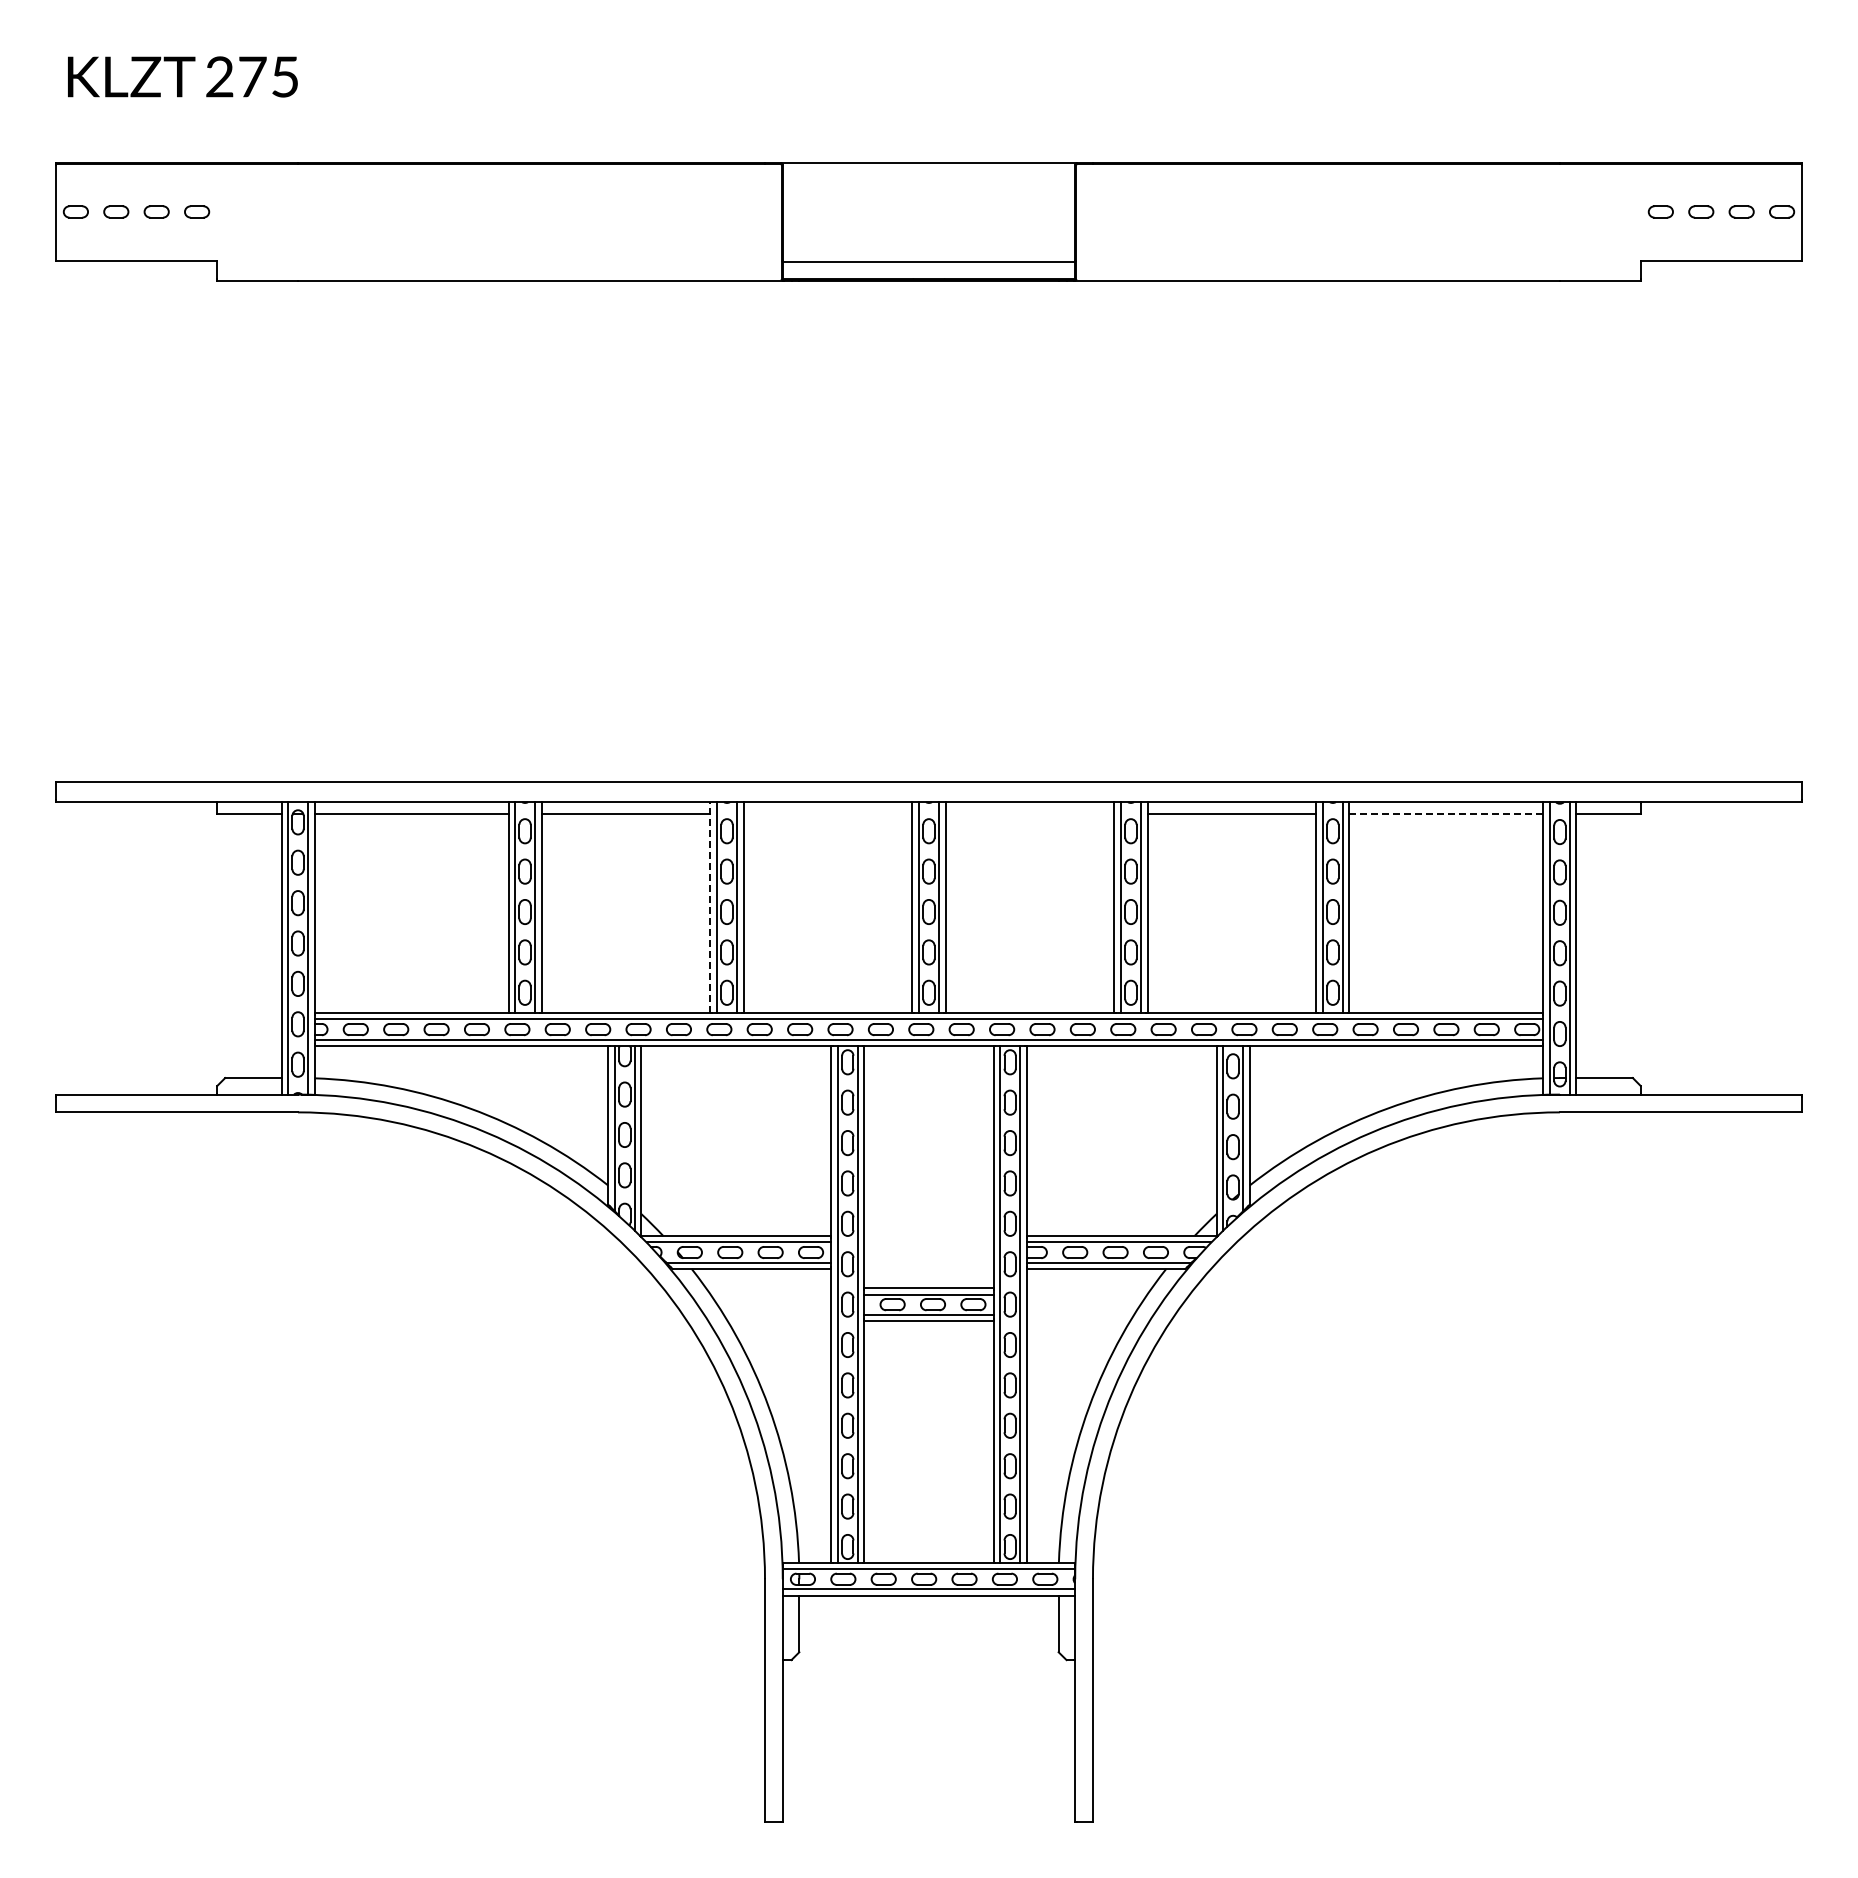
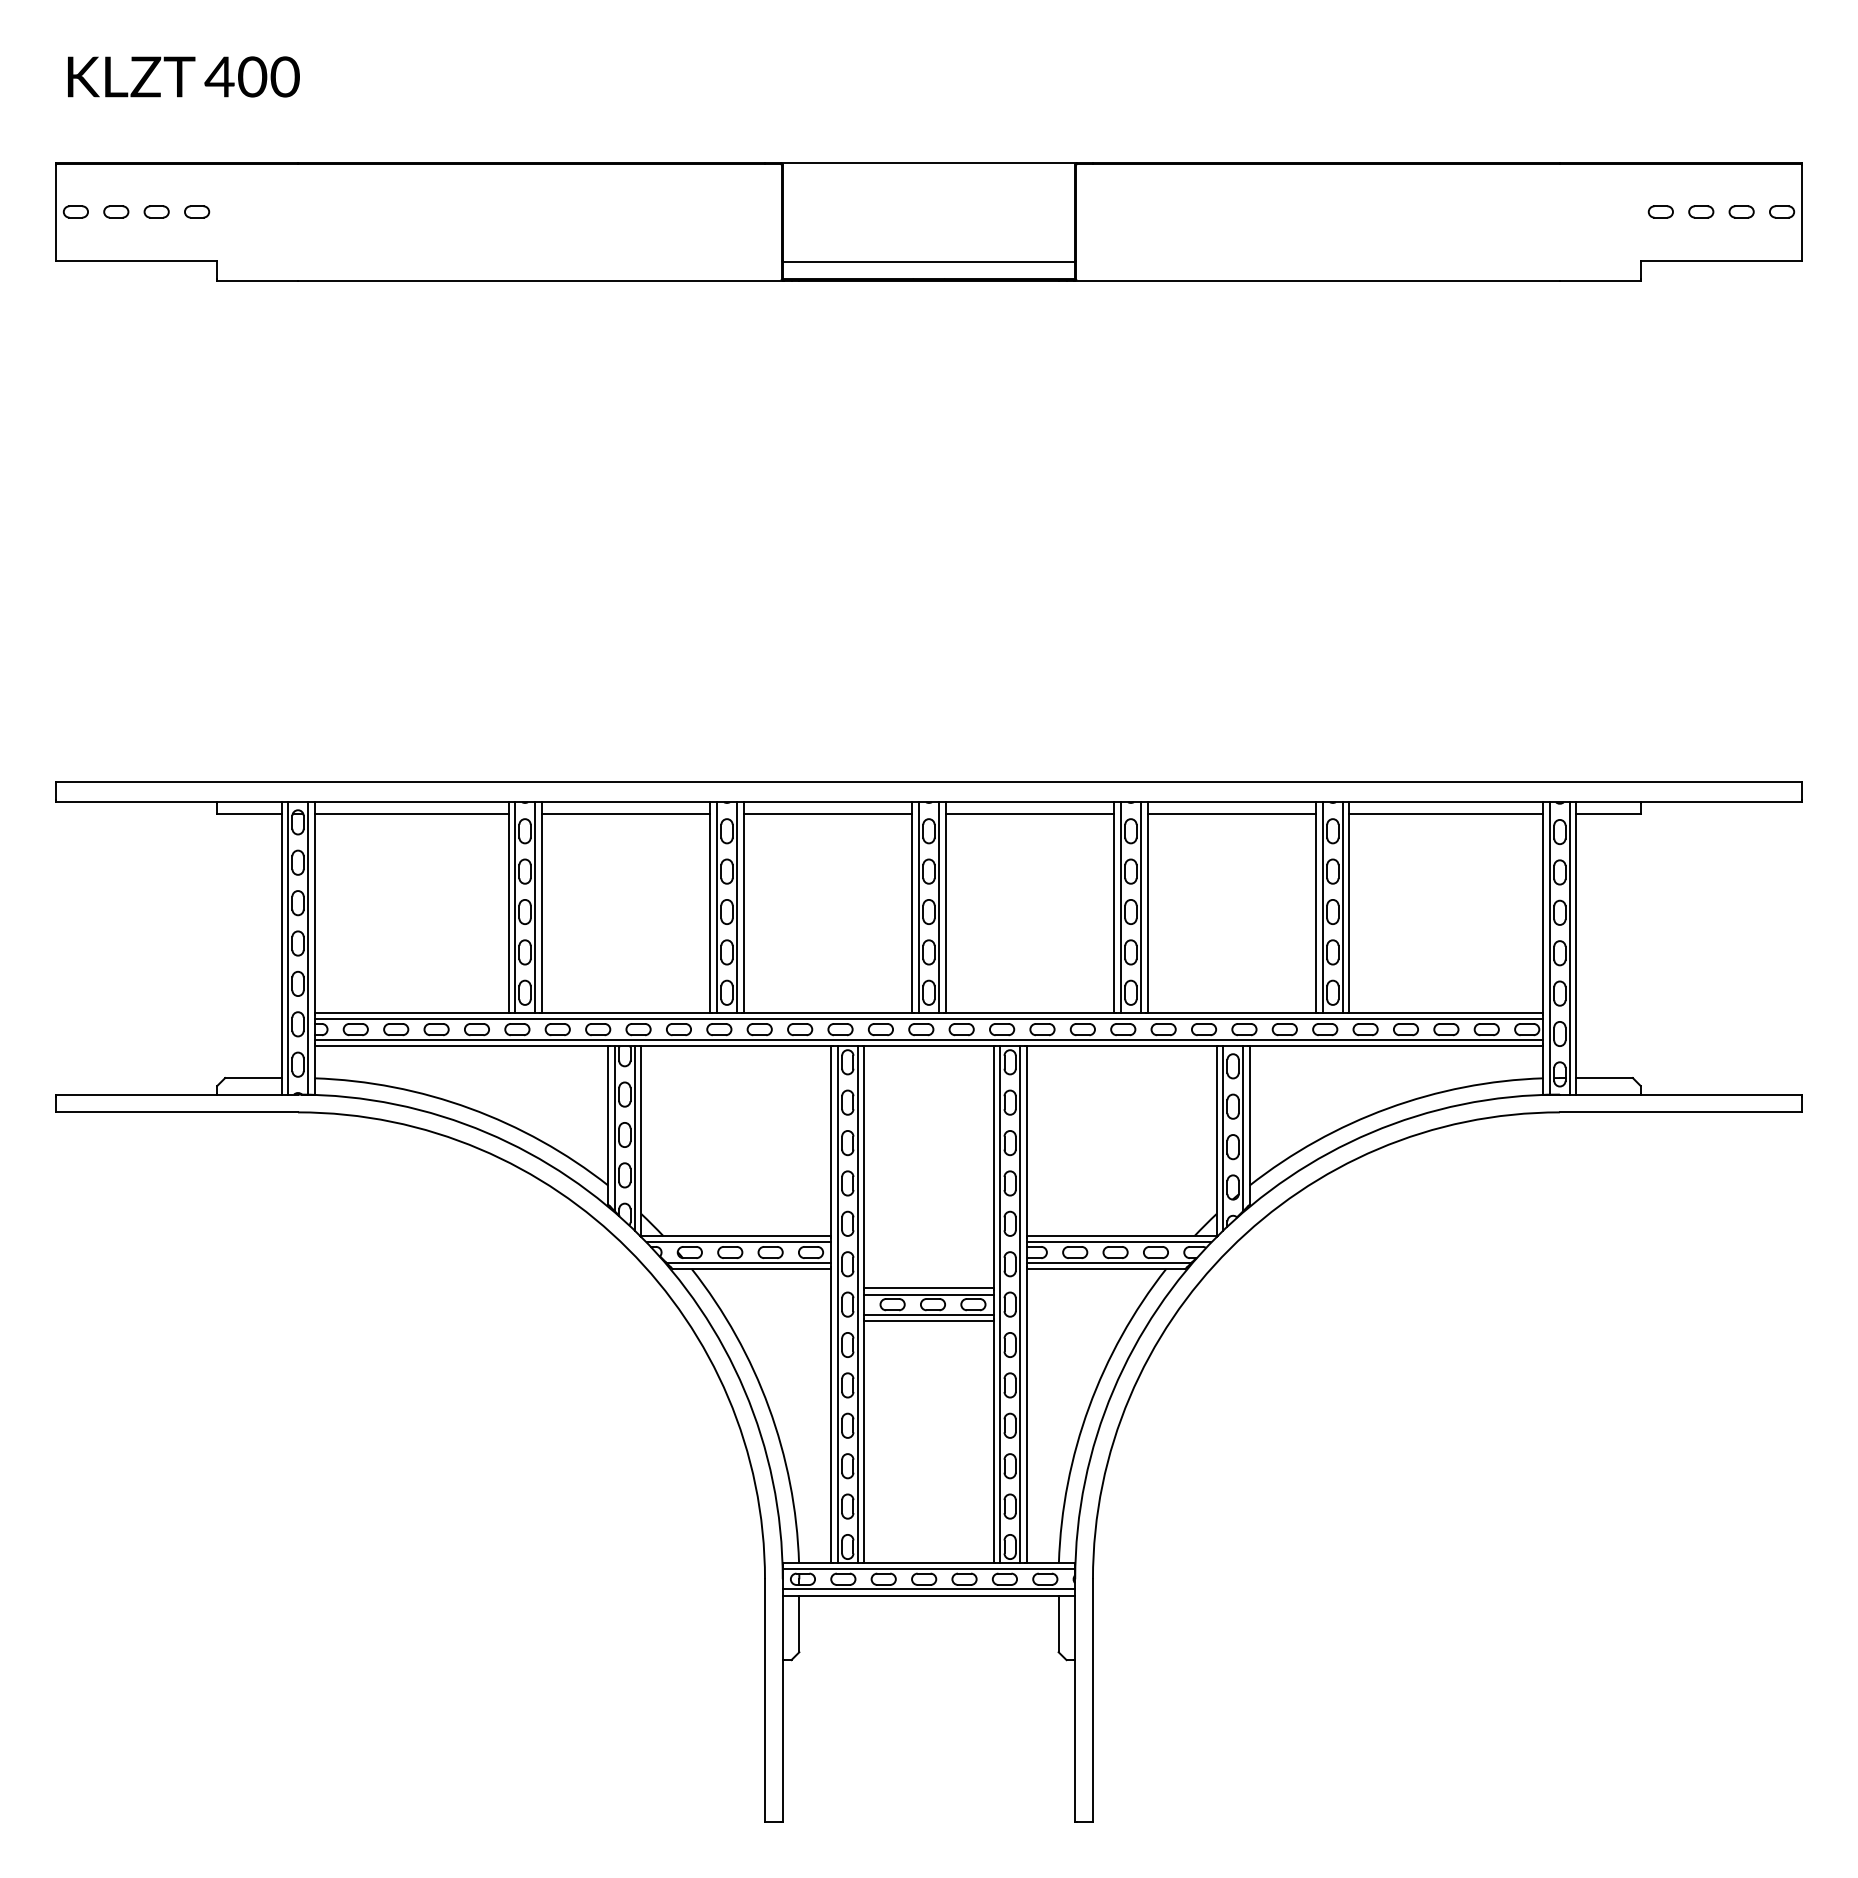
text: 275 -> 400 (251, 76)
line: none -> present (827, 814)
line: none -> present (1029, 814)
line: dashed -> solid (1446, 814)
line: dashed -> solid (710, 907)
